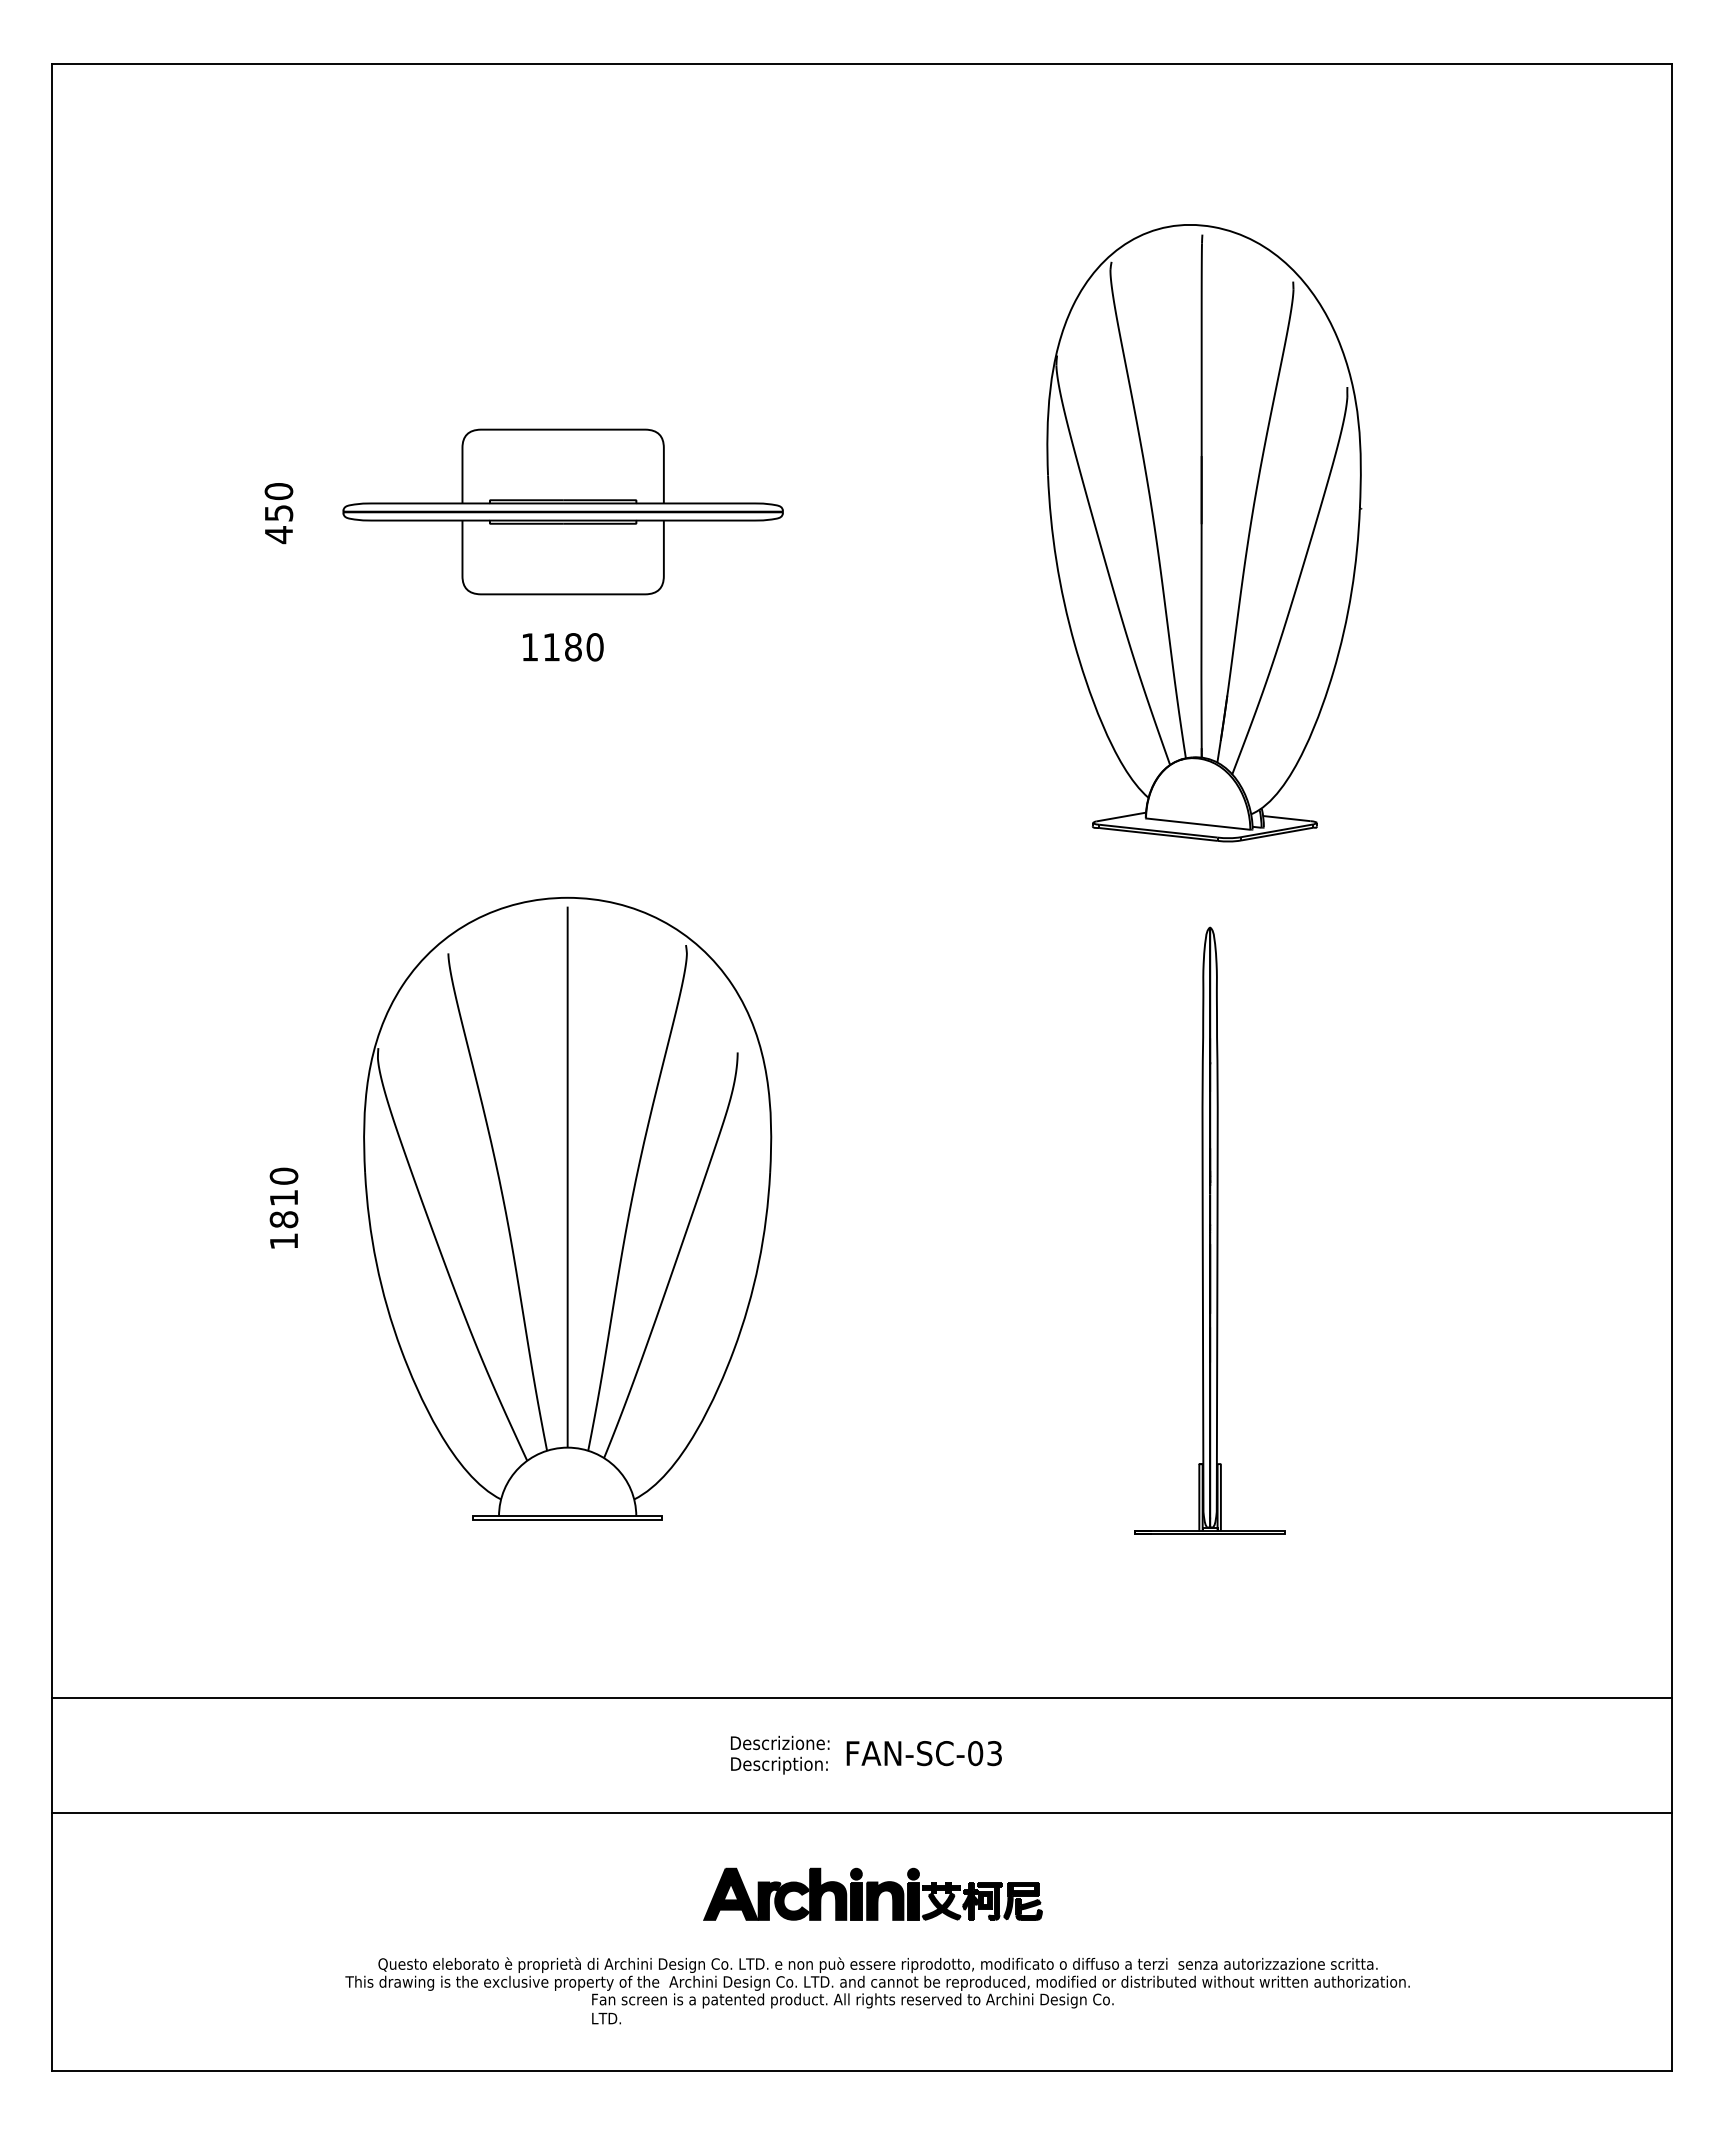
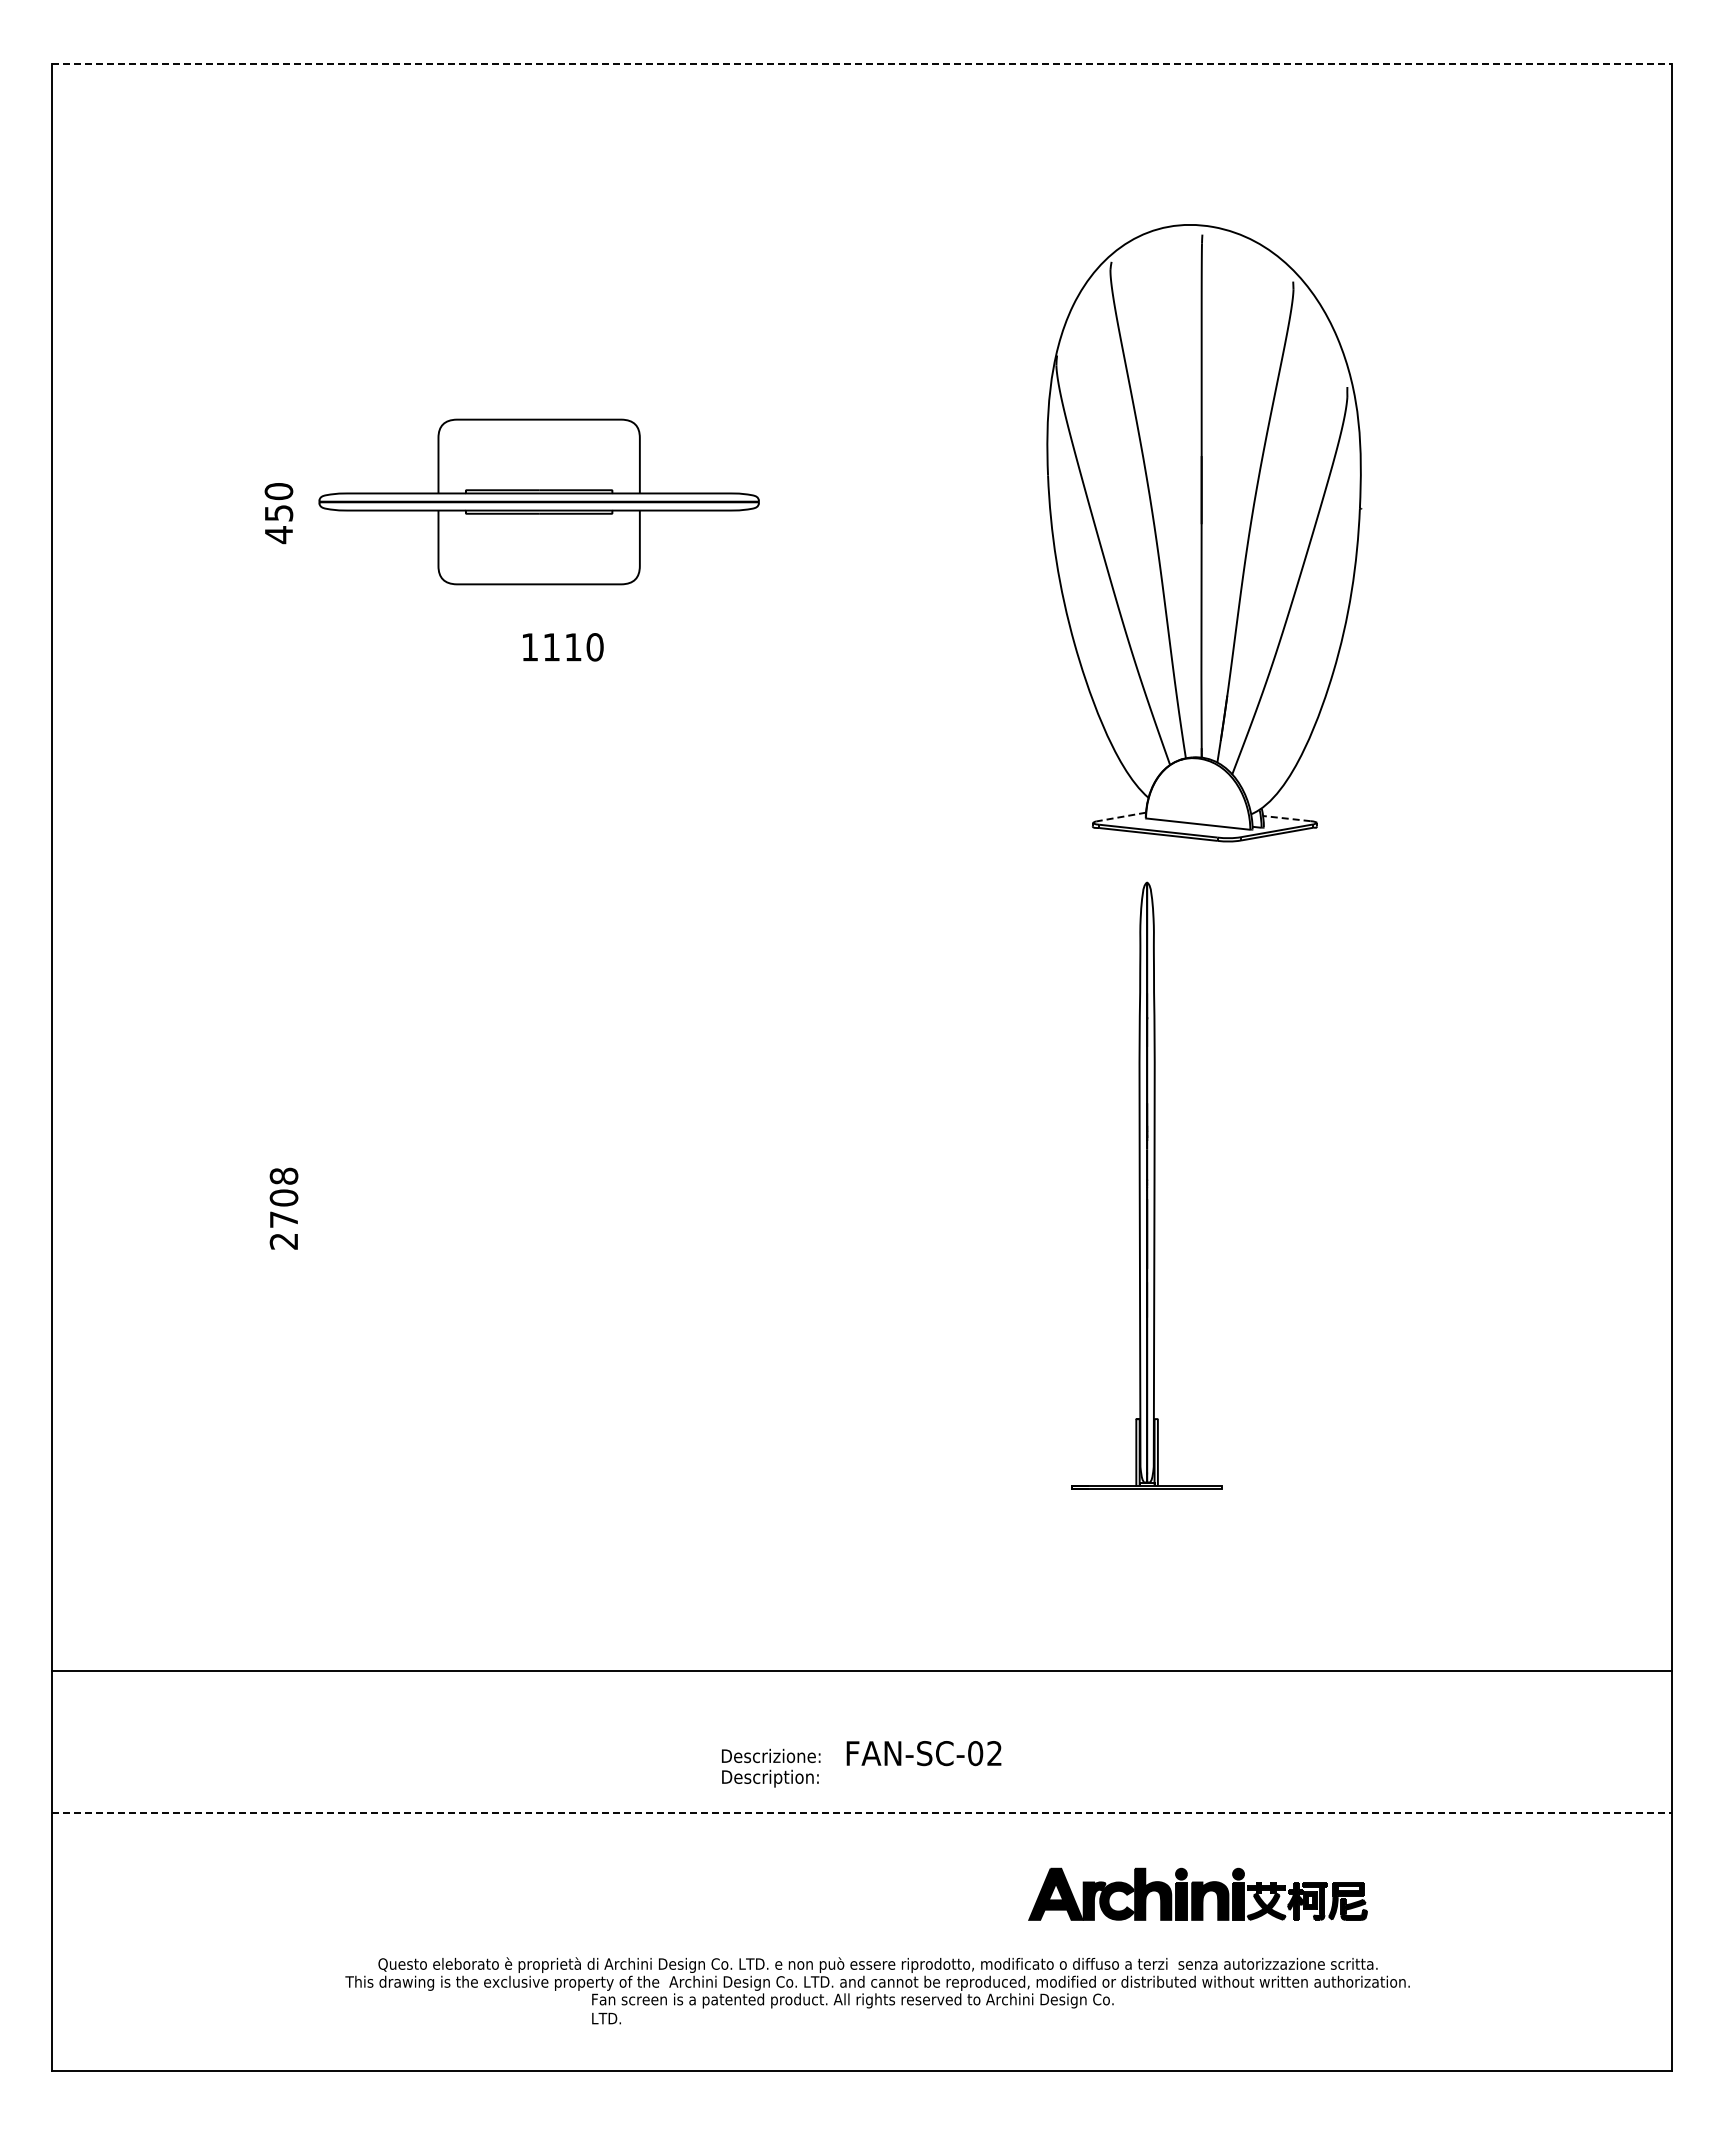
line: solid -> dashed (861, 64)
part position: (562, 511) -> (538, 501) (538, 501)
text: 1180 -> 1110 (573, 647)
line: solid -> dashed (1120, 817)
line: solid -> dashed (1286, 818)
text: 1810 -> 2708 (283, 1208)
part: present -> none (567, 1208)
part position: (1209, 1230) -> (1146, 1185) (1146, 1185)
line position: (861, 1697) -> (861, 1670) (861, 1670)
text: FAN-SC-03 -> FAN-SC-02 (994, 1753)
text position: (780, 1754) -> (771, 1767) (771, 1767)
line: solid -> dashed (861, 1812)
part position: (872, 1893) -> (1197, 1893) (1197, 1893)
